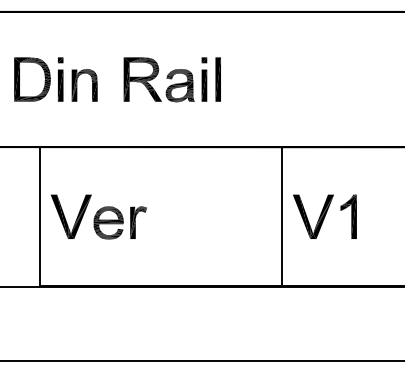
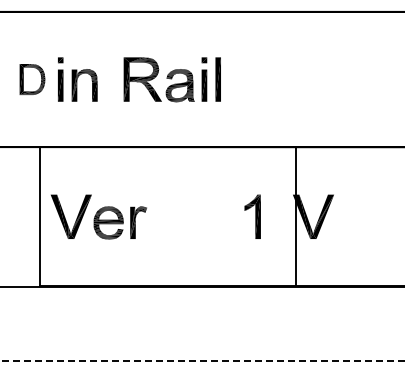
part size: 37x45 px -> 27x31 px (32, 79)
line position: (281, 216) -> (295, 216) (295, 216)
part position: (348, 216) -> (252, 216) (252, 216)
line: solid -> dashed (203, 360)
